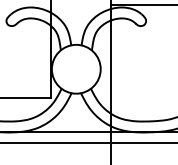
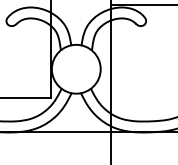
line: present -> none (88, 143)
